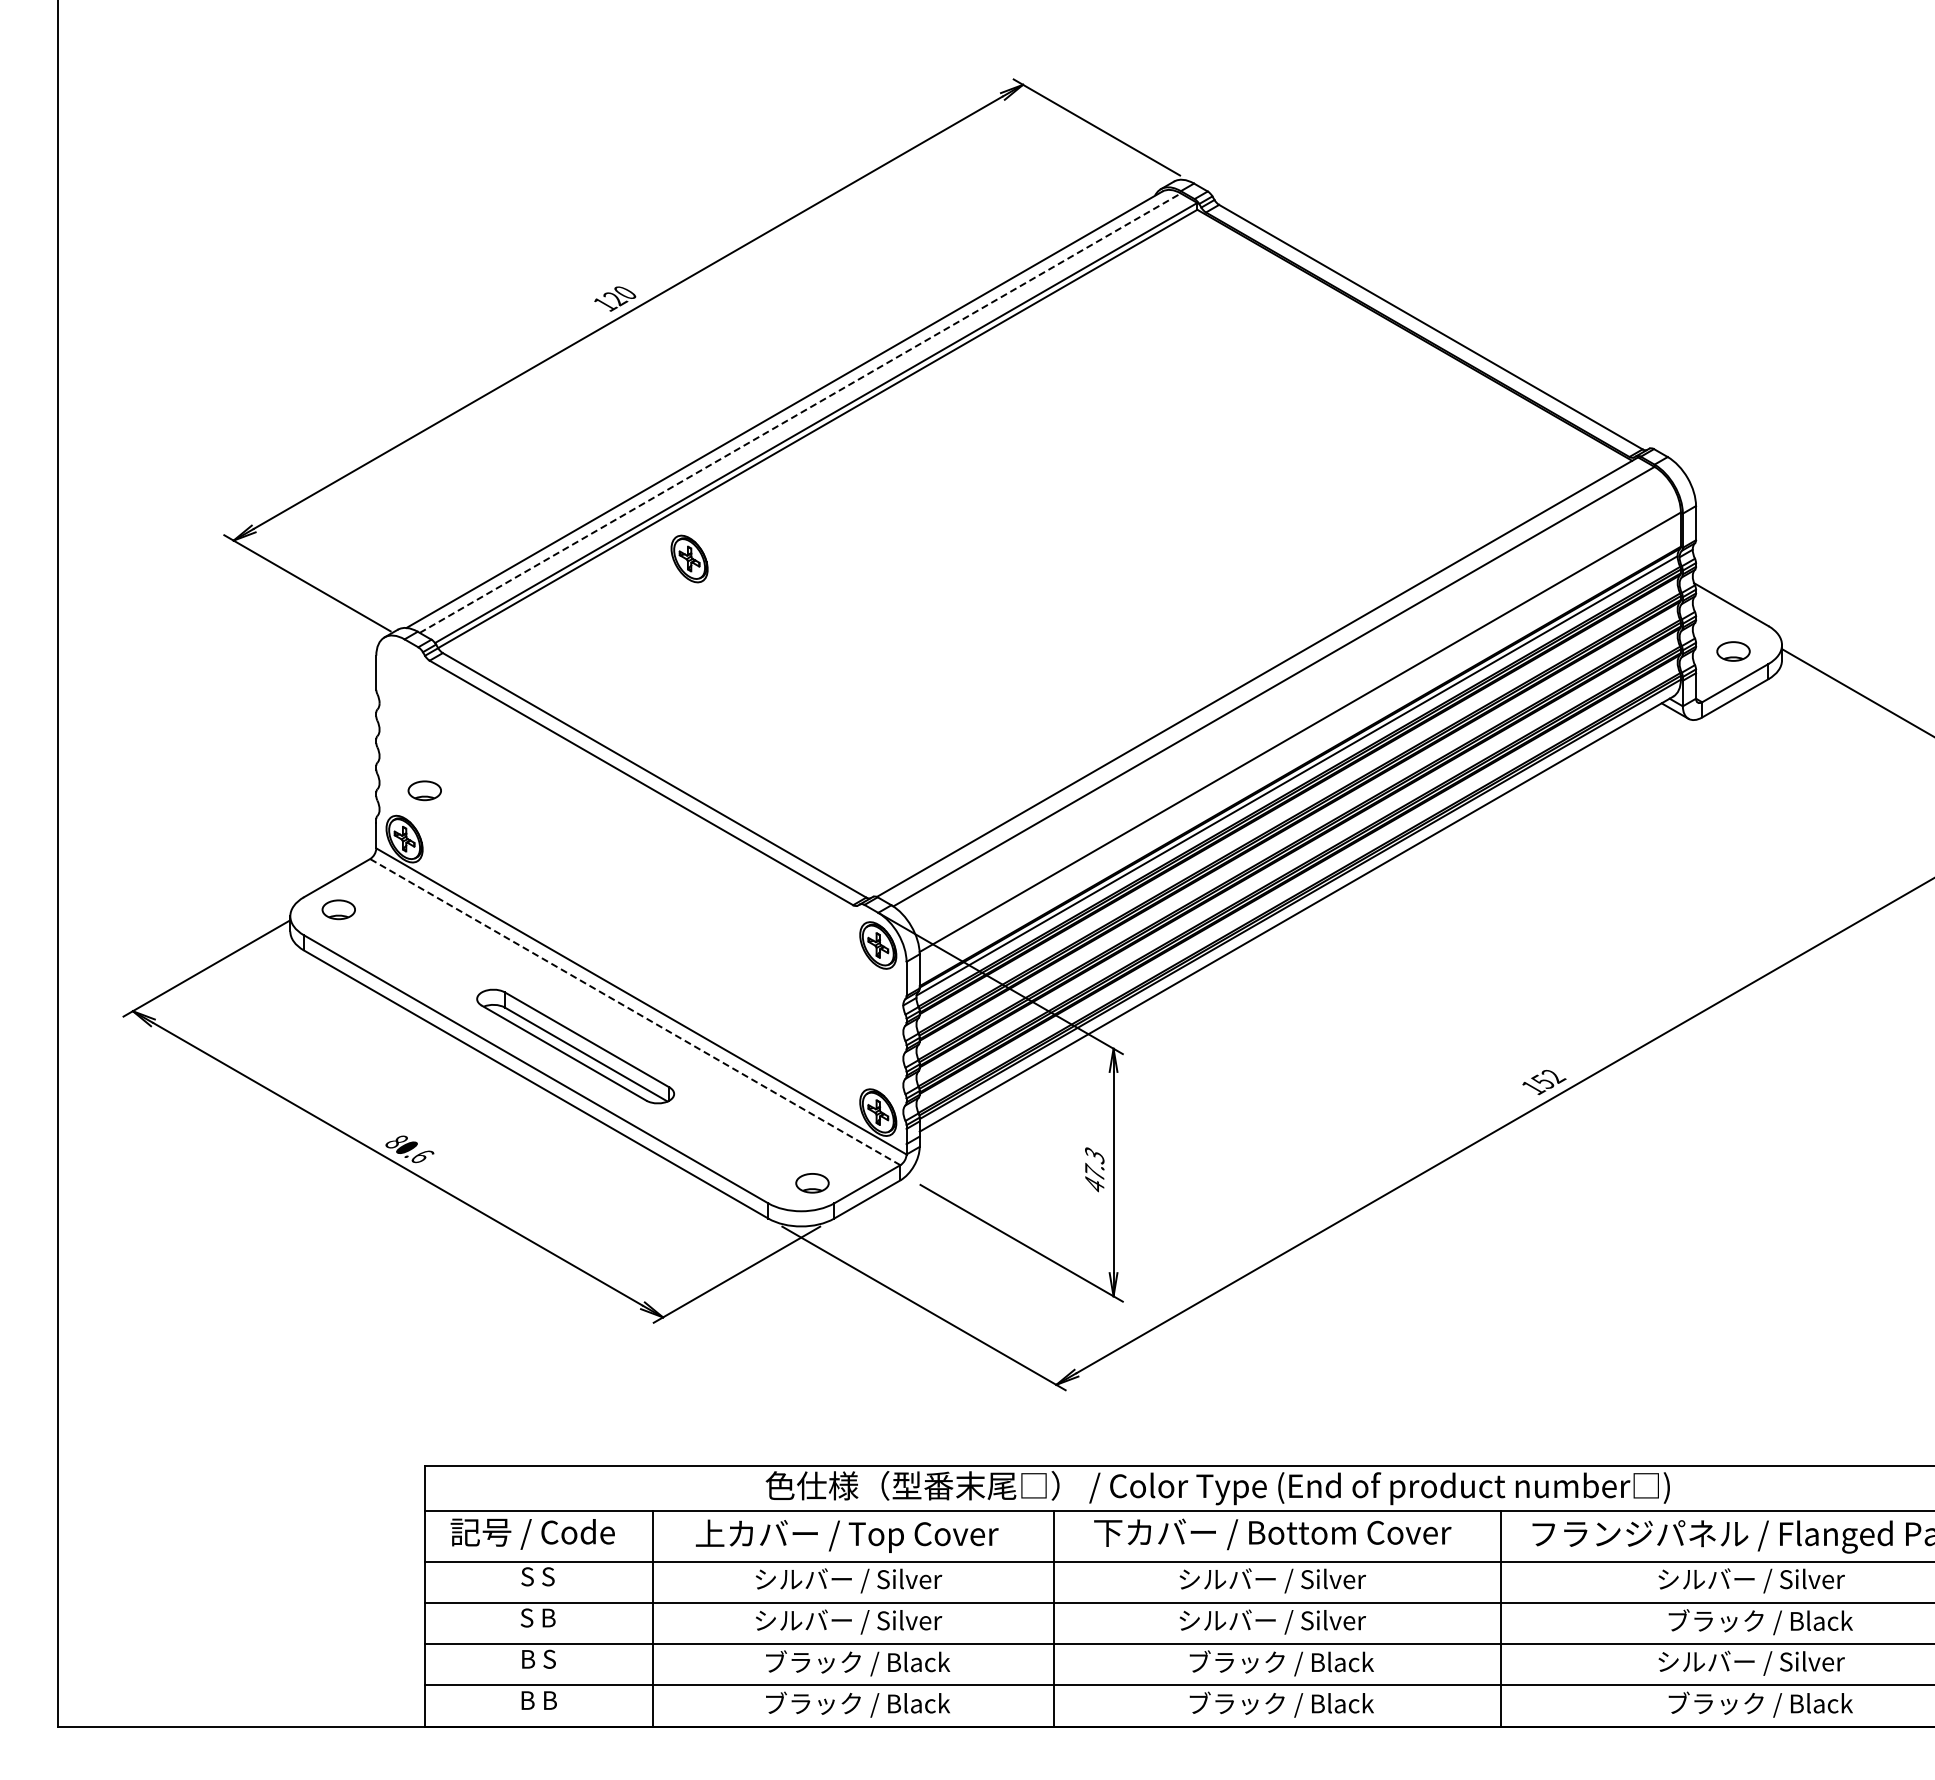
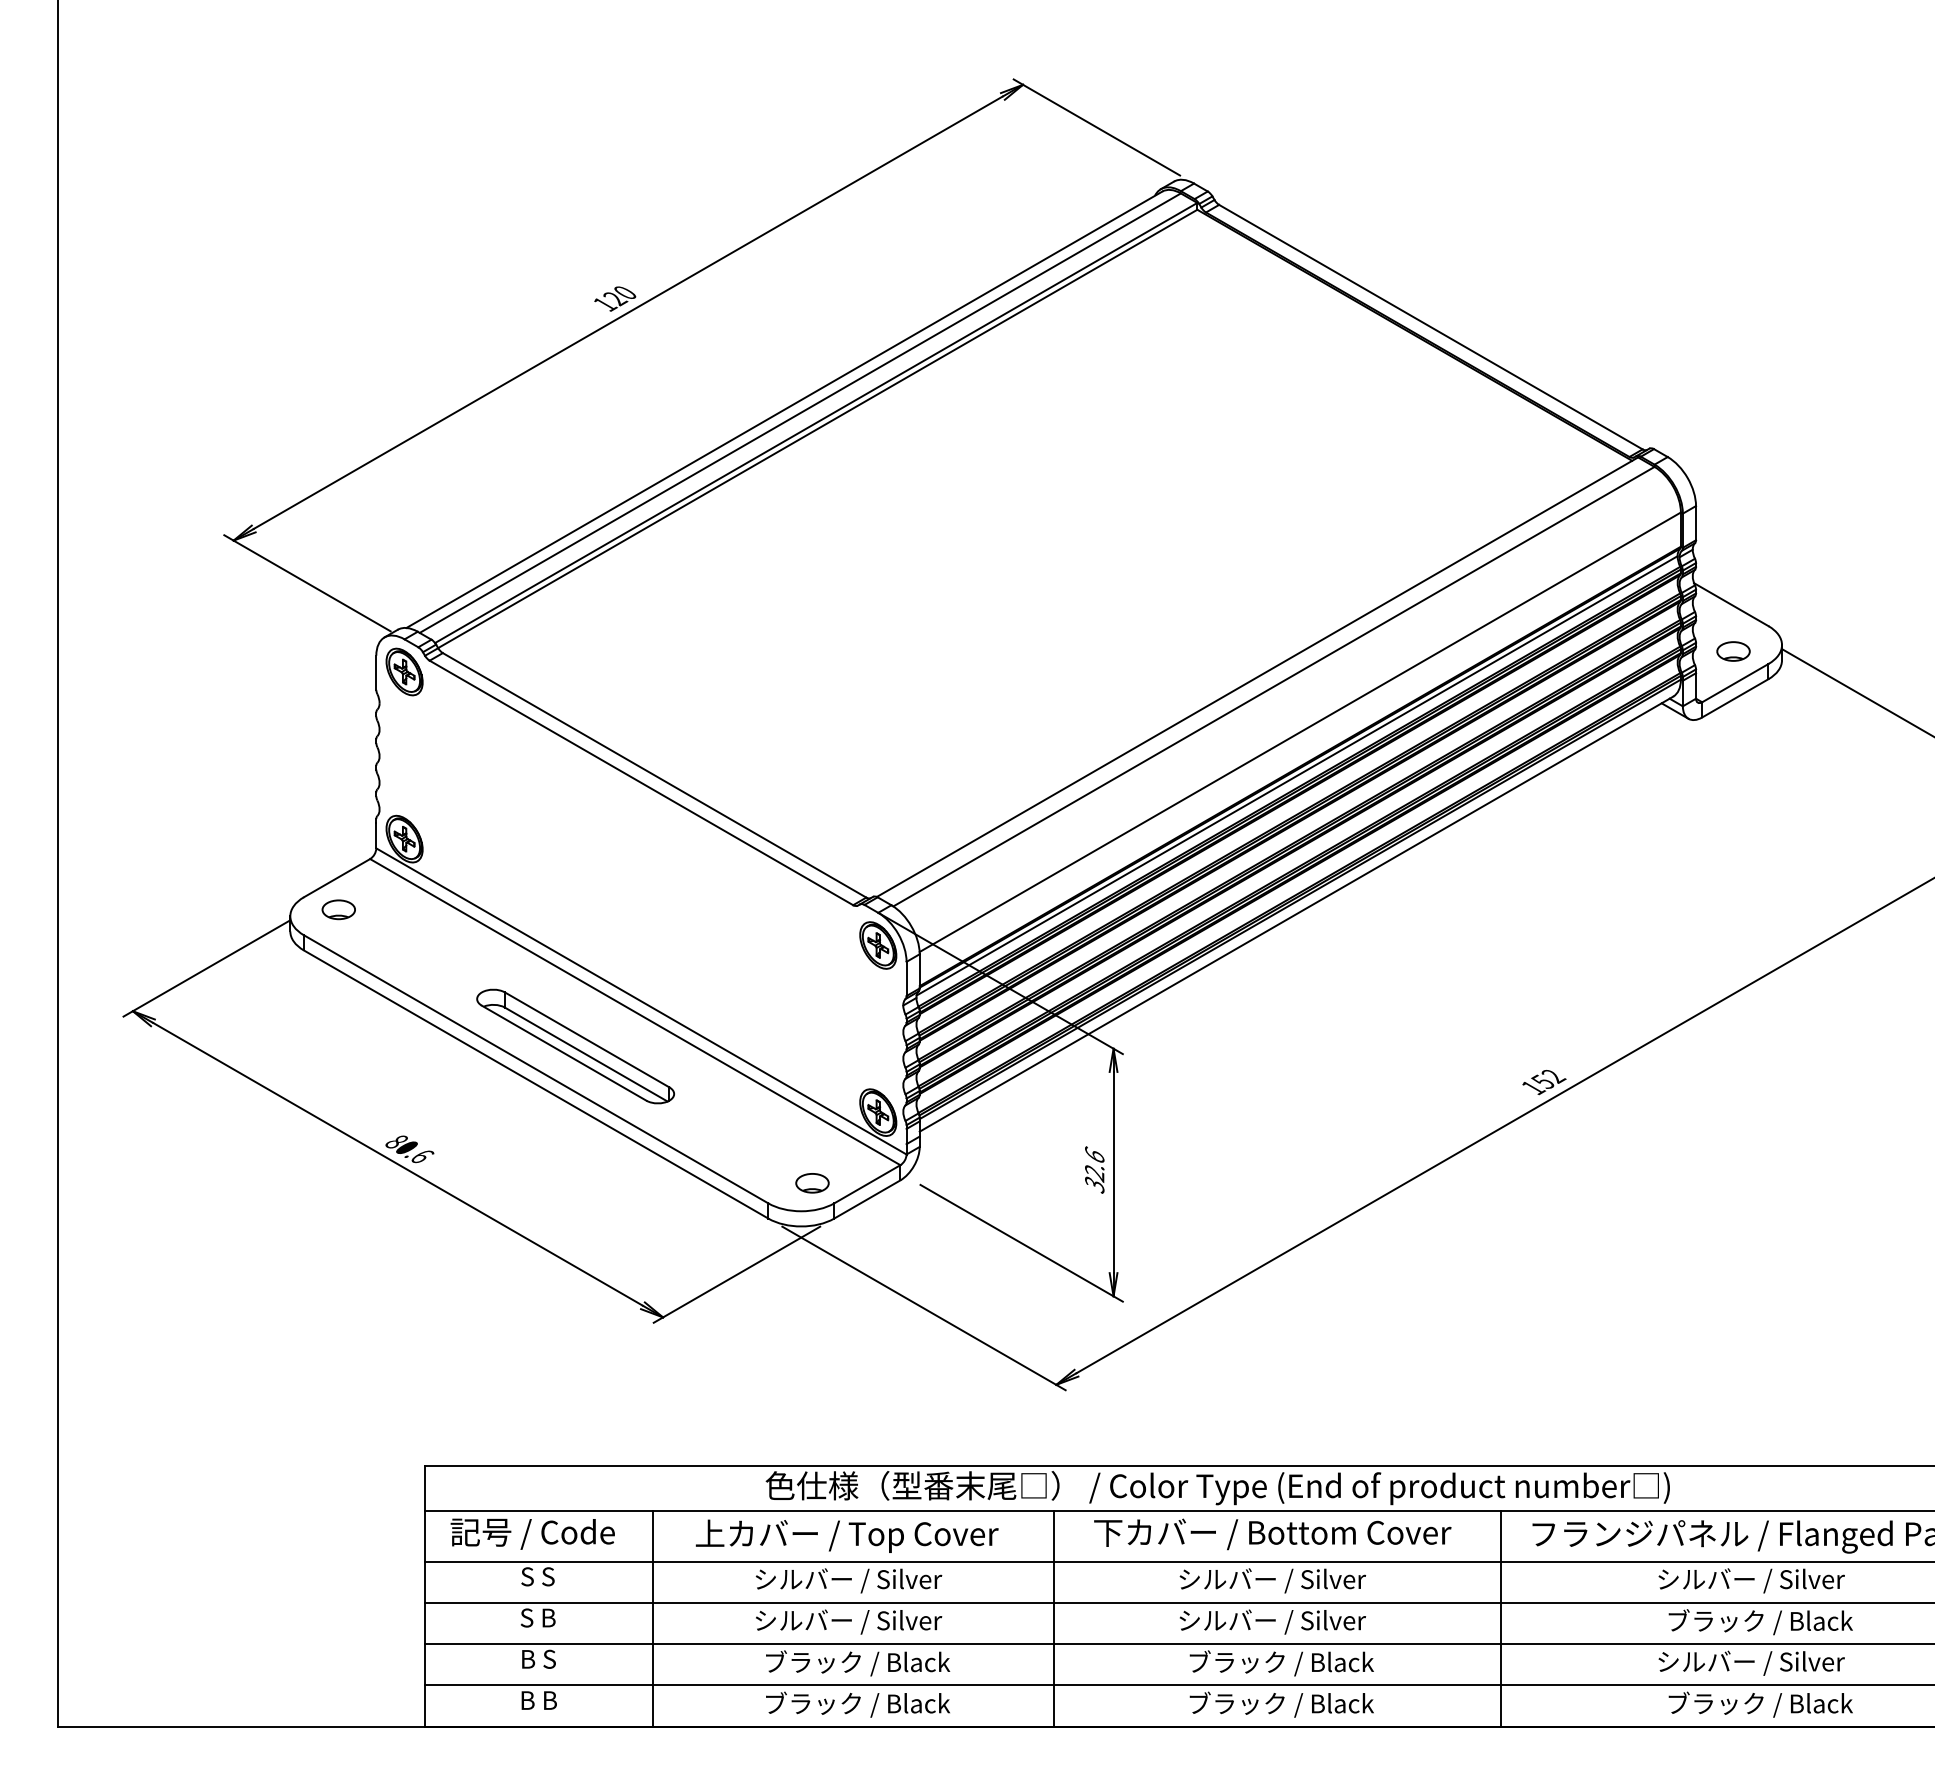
line: dashed -> solid (800, 412)
part position: (689, 558) -> (404, 671) (404, 671)
part: present -> none (424, 790)
line: dashed -> solid (634, 1011)
text: 47.3 -> 32.6 (1094, 1169)
